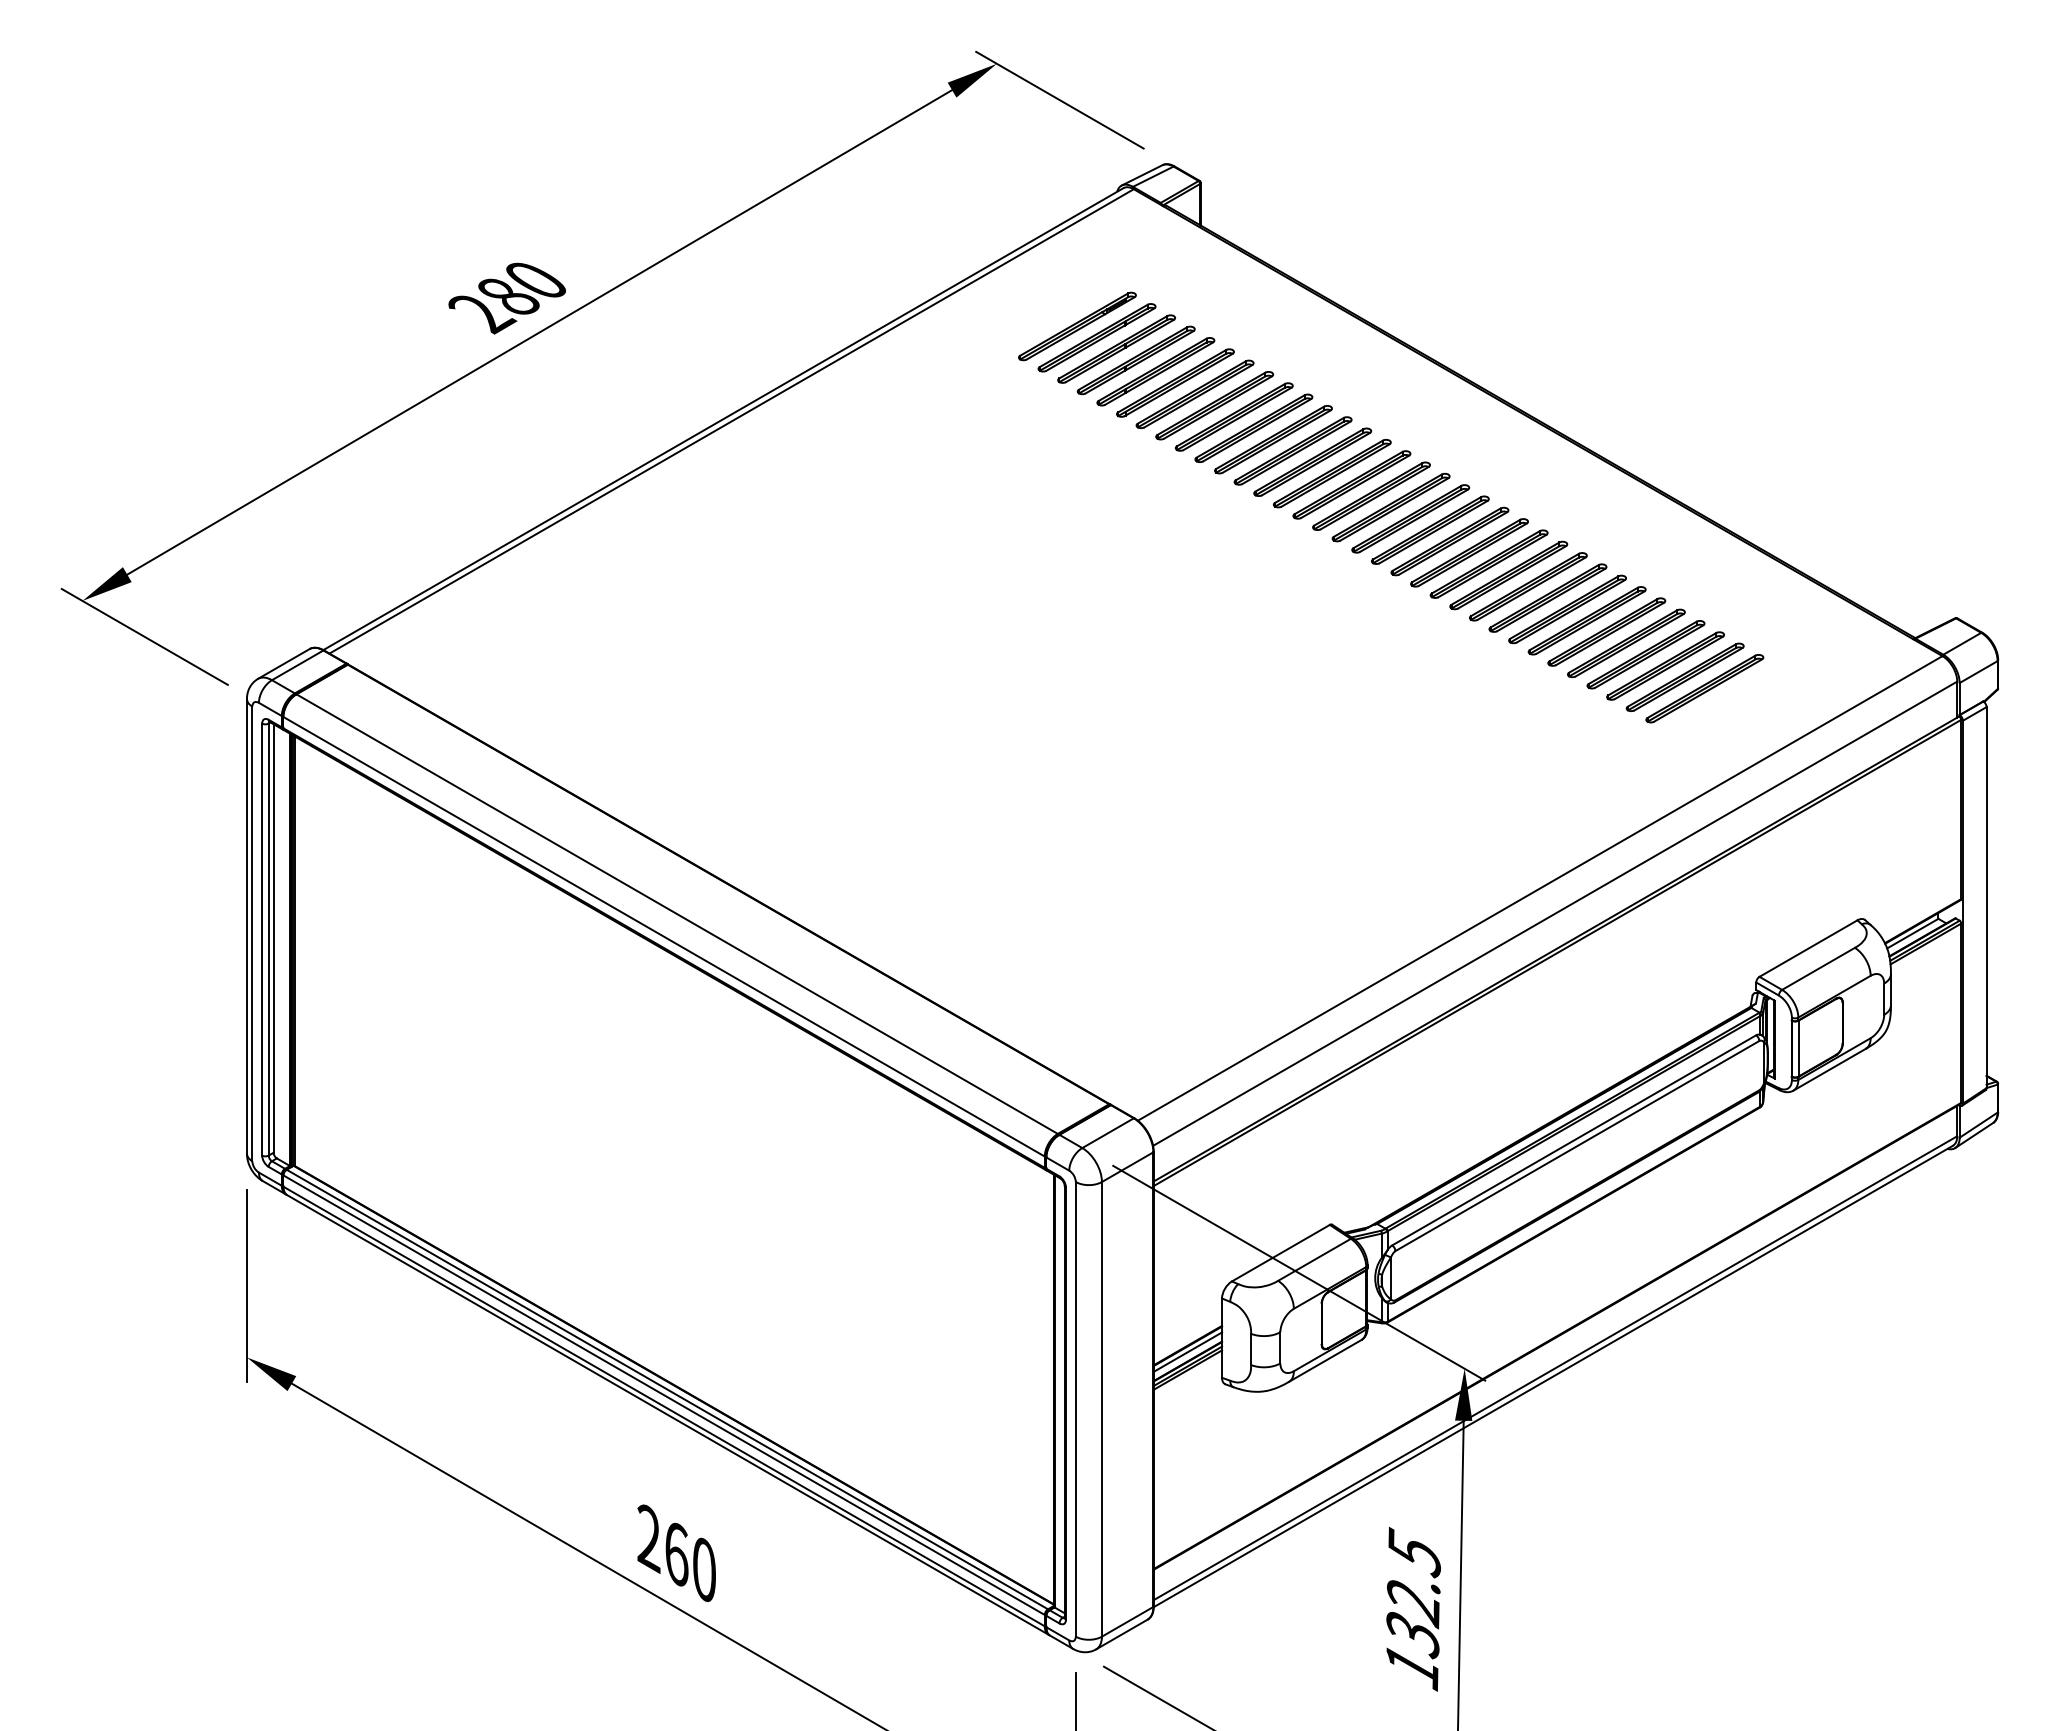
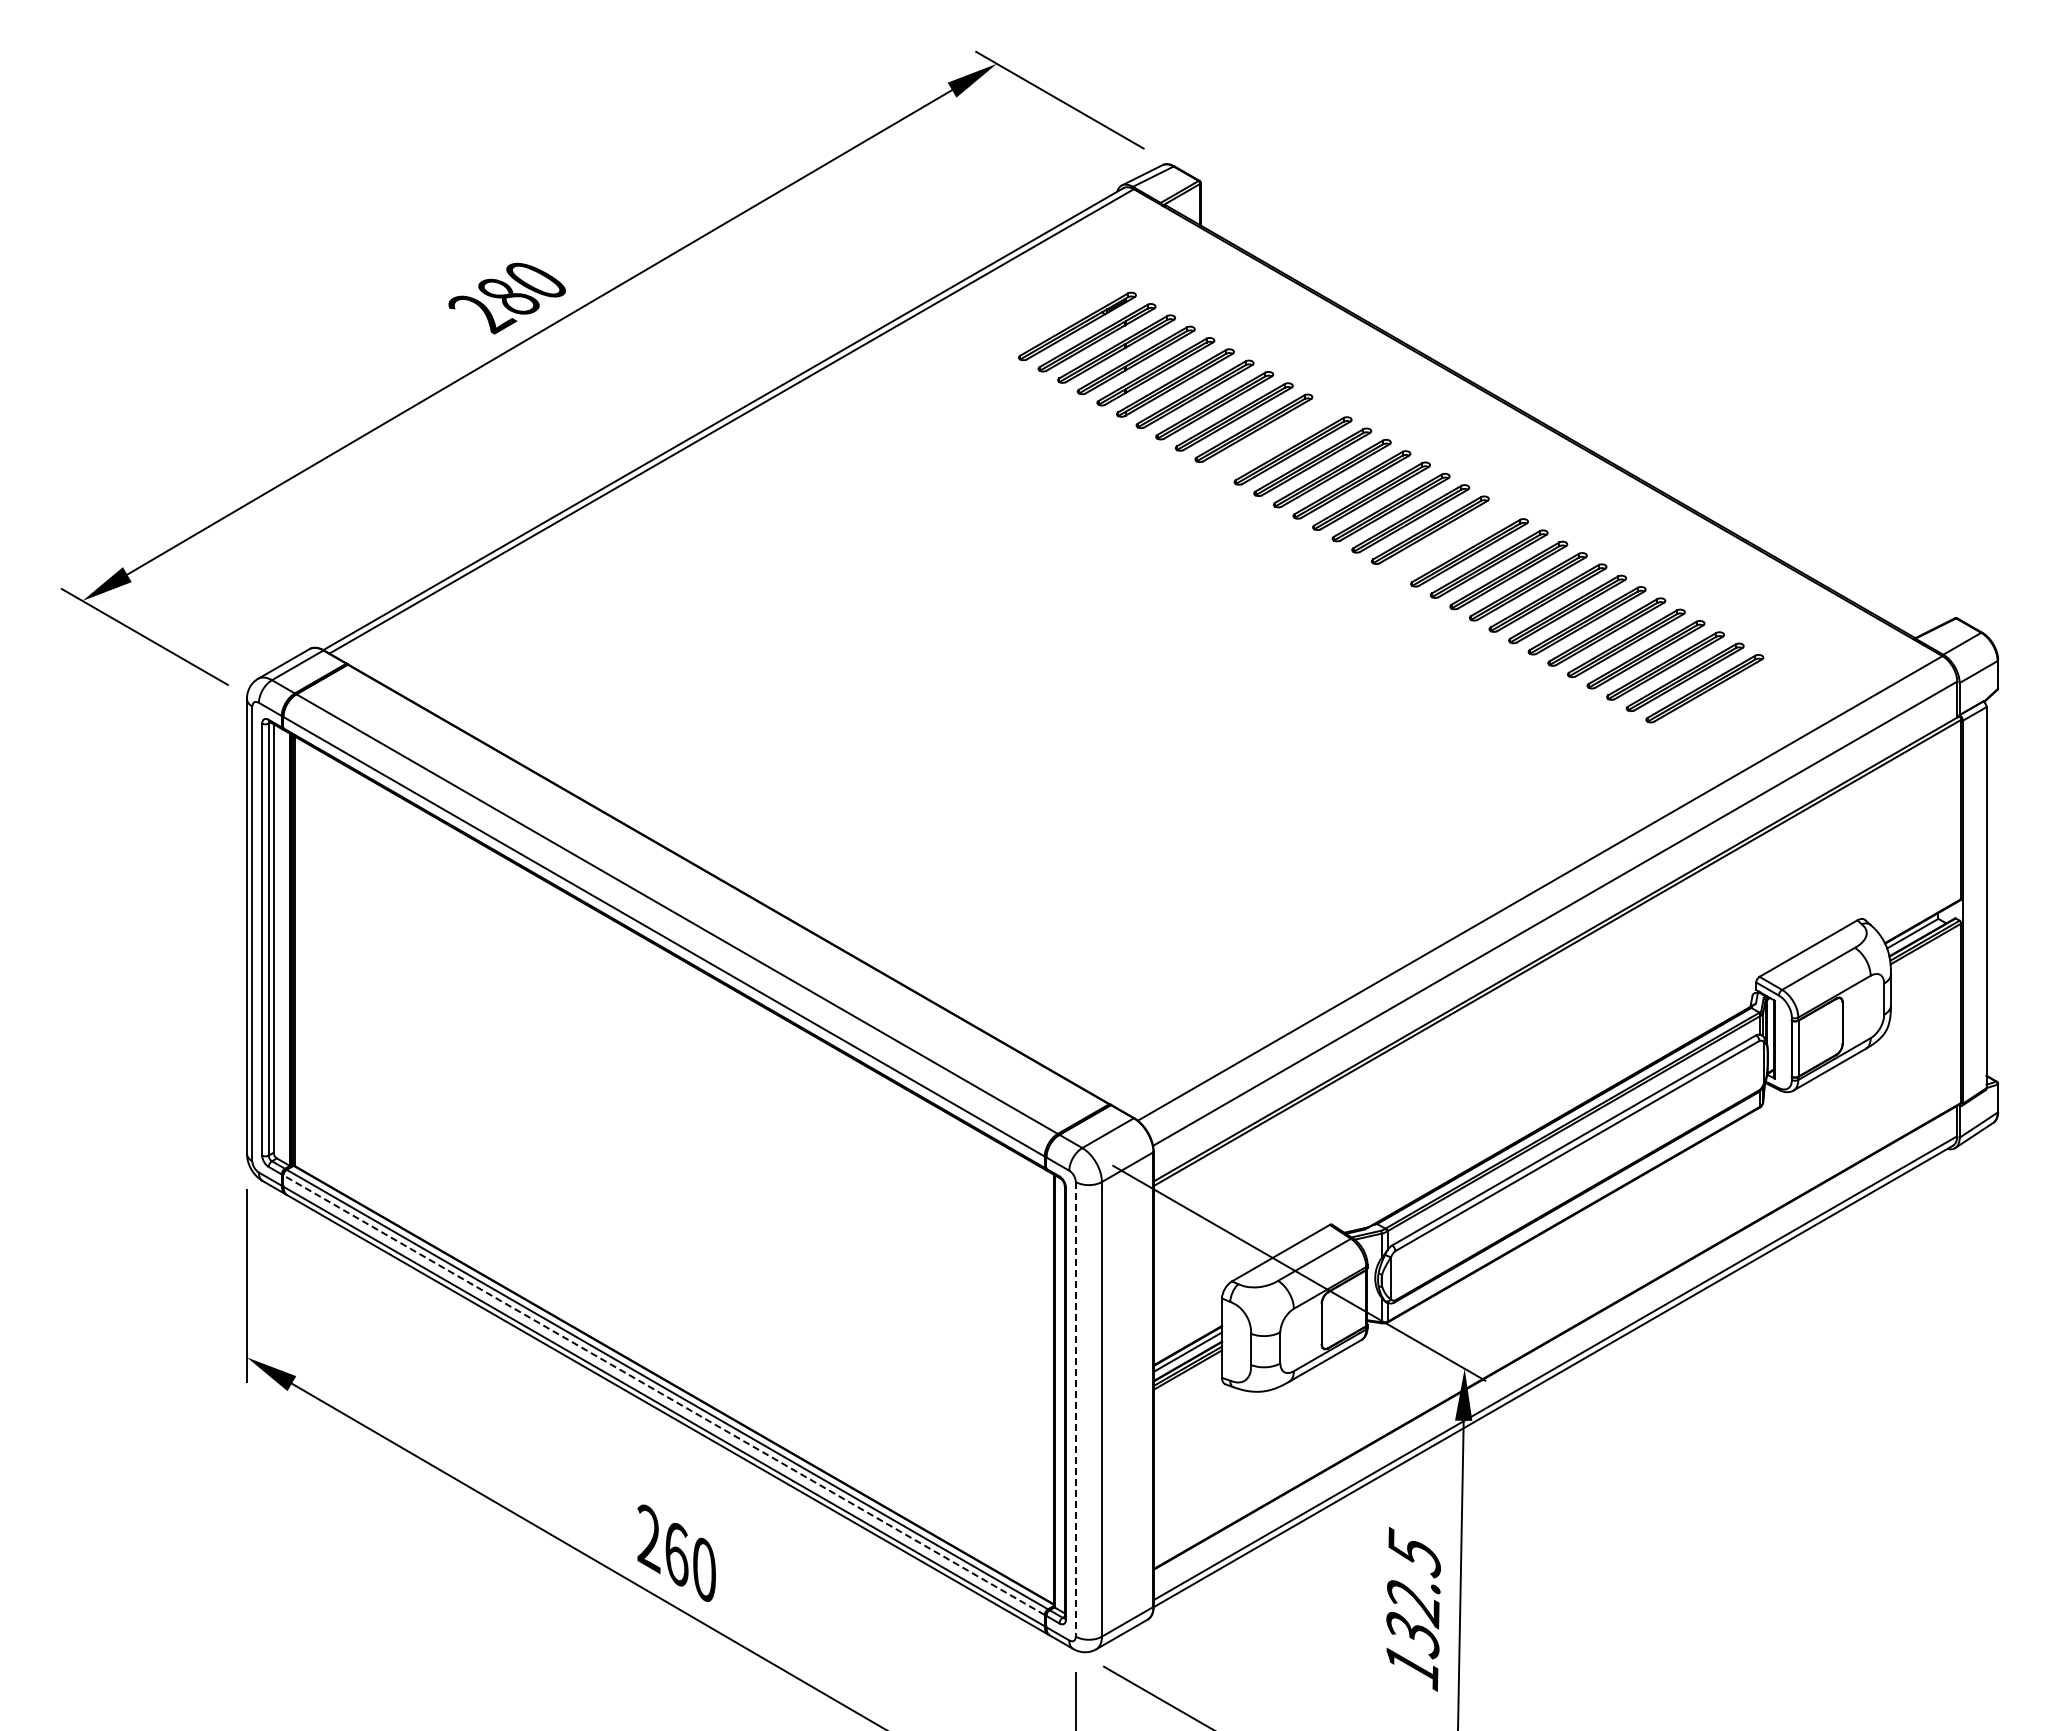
part: present -> none (1273, 439)
part: present -> none (1449, 541)
line: solid -> dashed (664, 1395)
line: solid -> dashed (1075, 1409)
